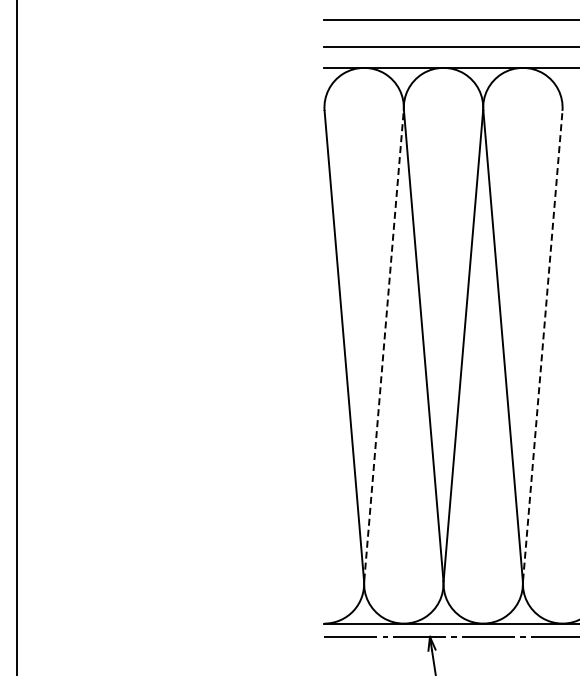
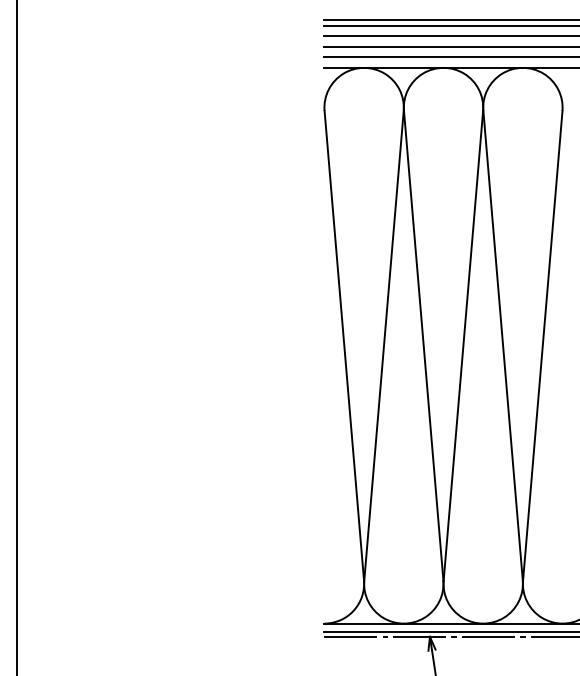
line: none -> present (450, 25)
line: none -> present (450, 36)
line: none -> present (450, 57)
line: dashed -> solid (384, 345)
line: dashed -> solid (542, 345)
line: none -> present (450, 631)
